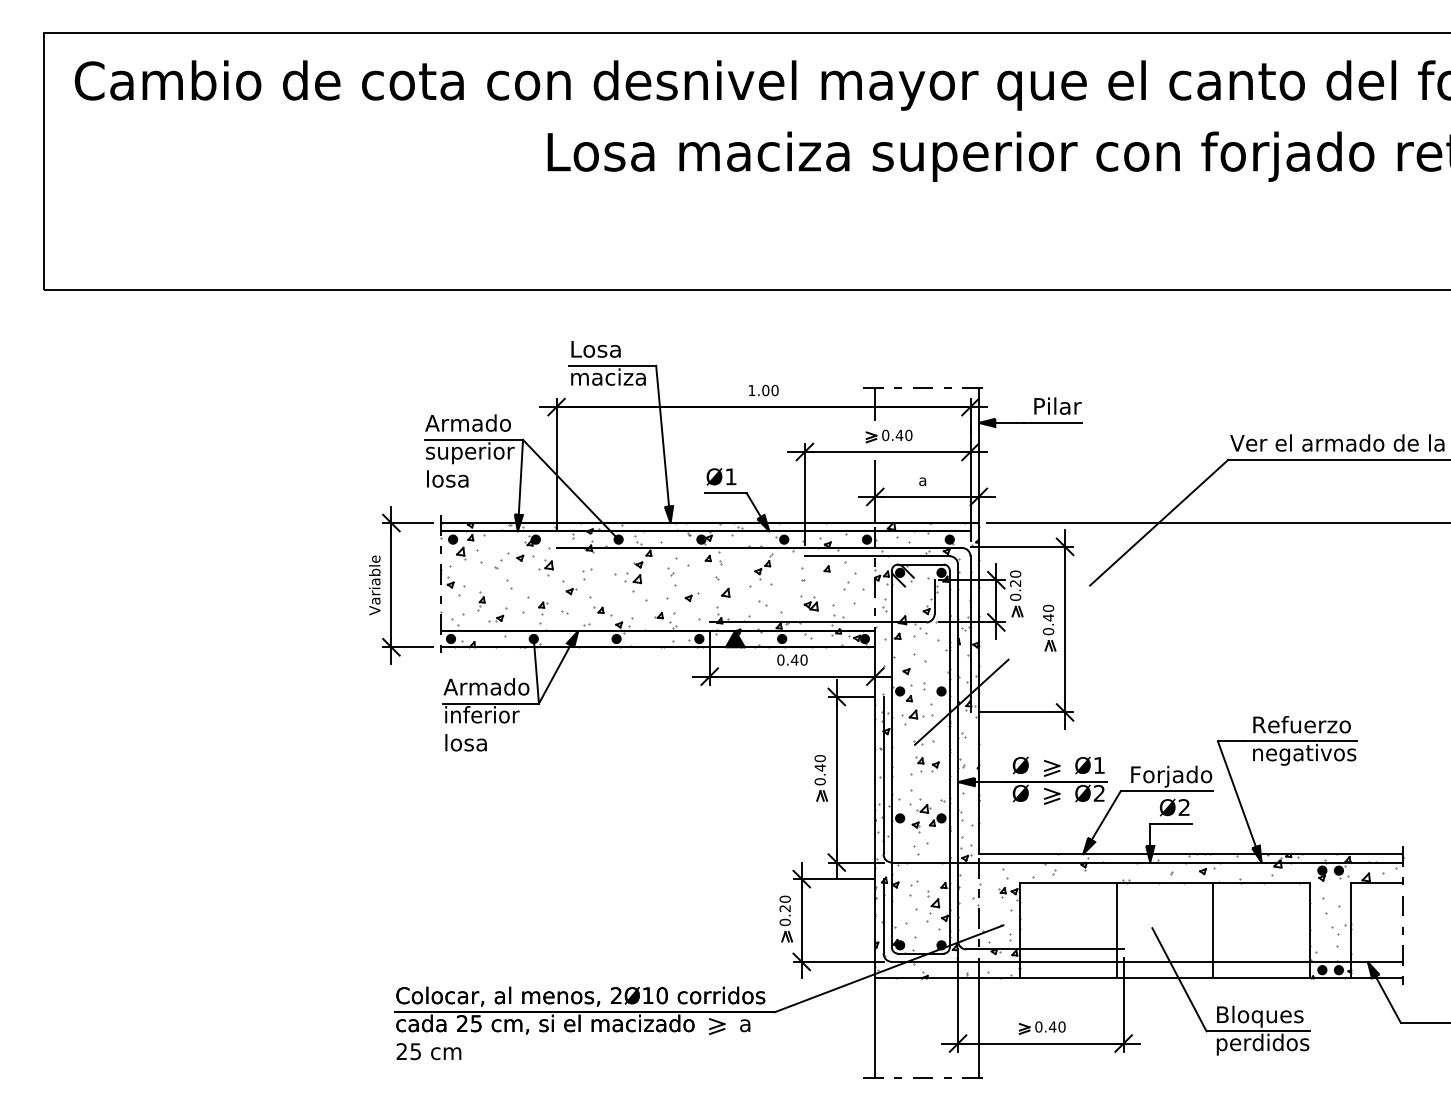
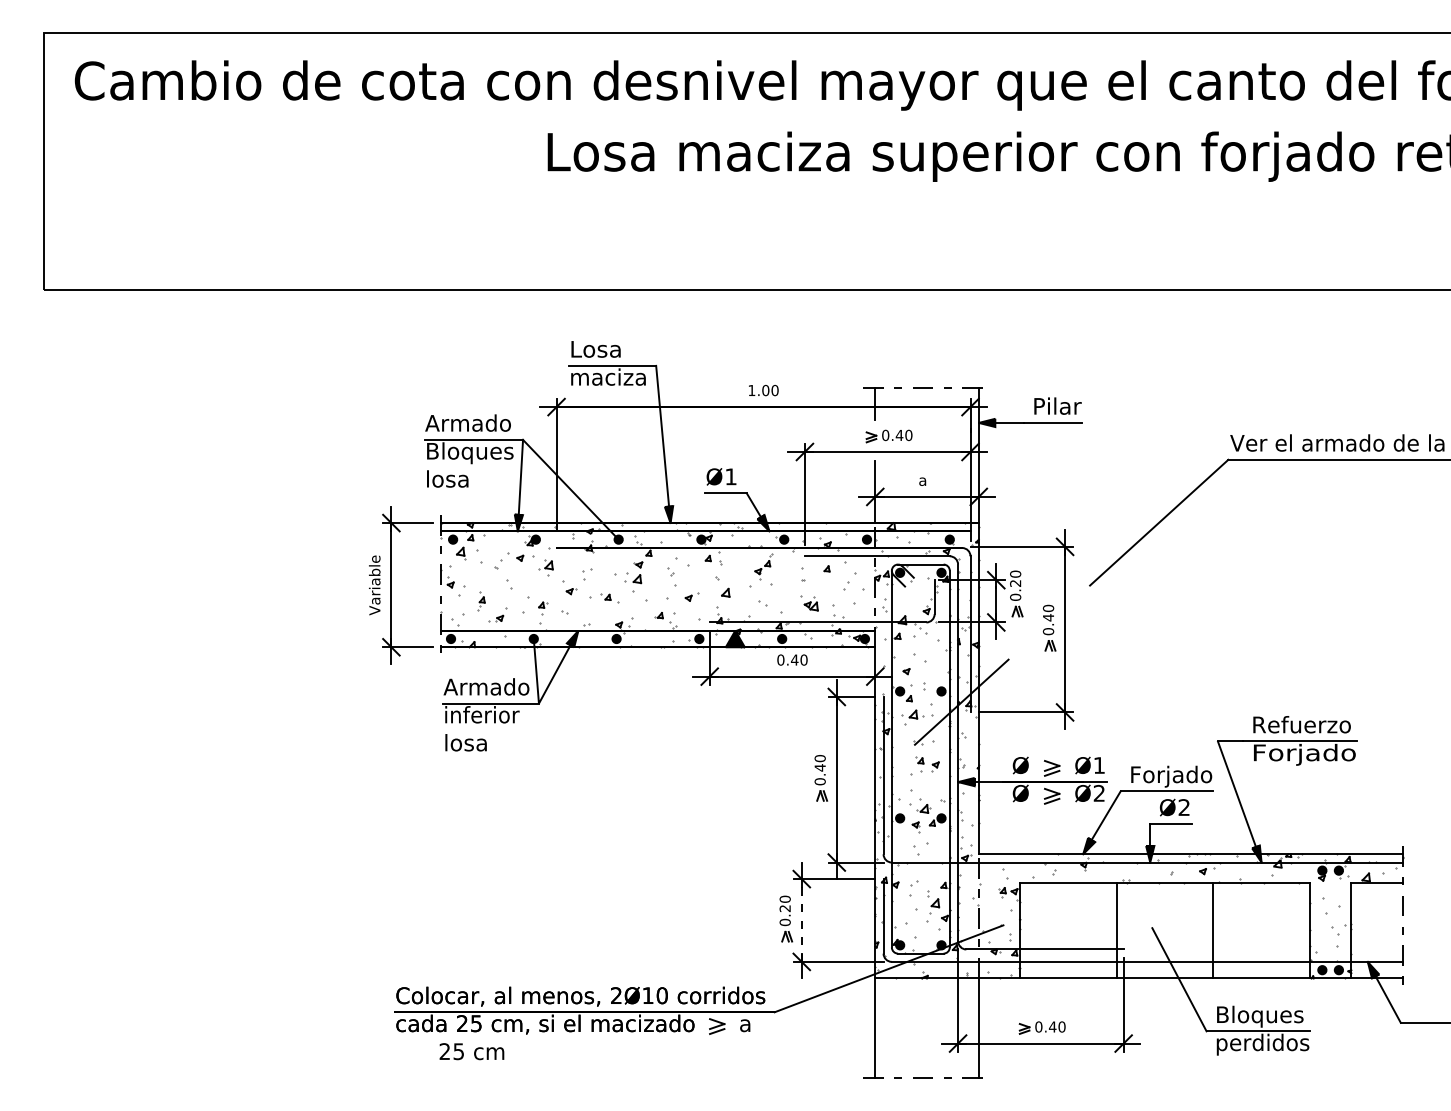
text: superior -> Bloques (470, 453)
line: present -> none (1217, 523)
part position: (602, 611) -> (609, 598) (609, 598)
text: negativos -> Forjado (1304, 754)
line: solid -> dashed (801, 920)
text position: (428, 1051) -> (471, 1051) (471, 1051)
